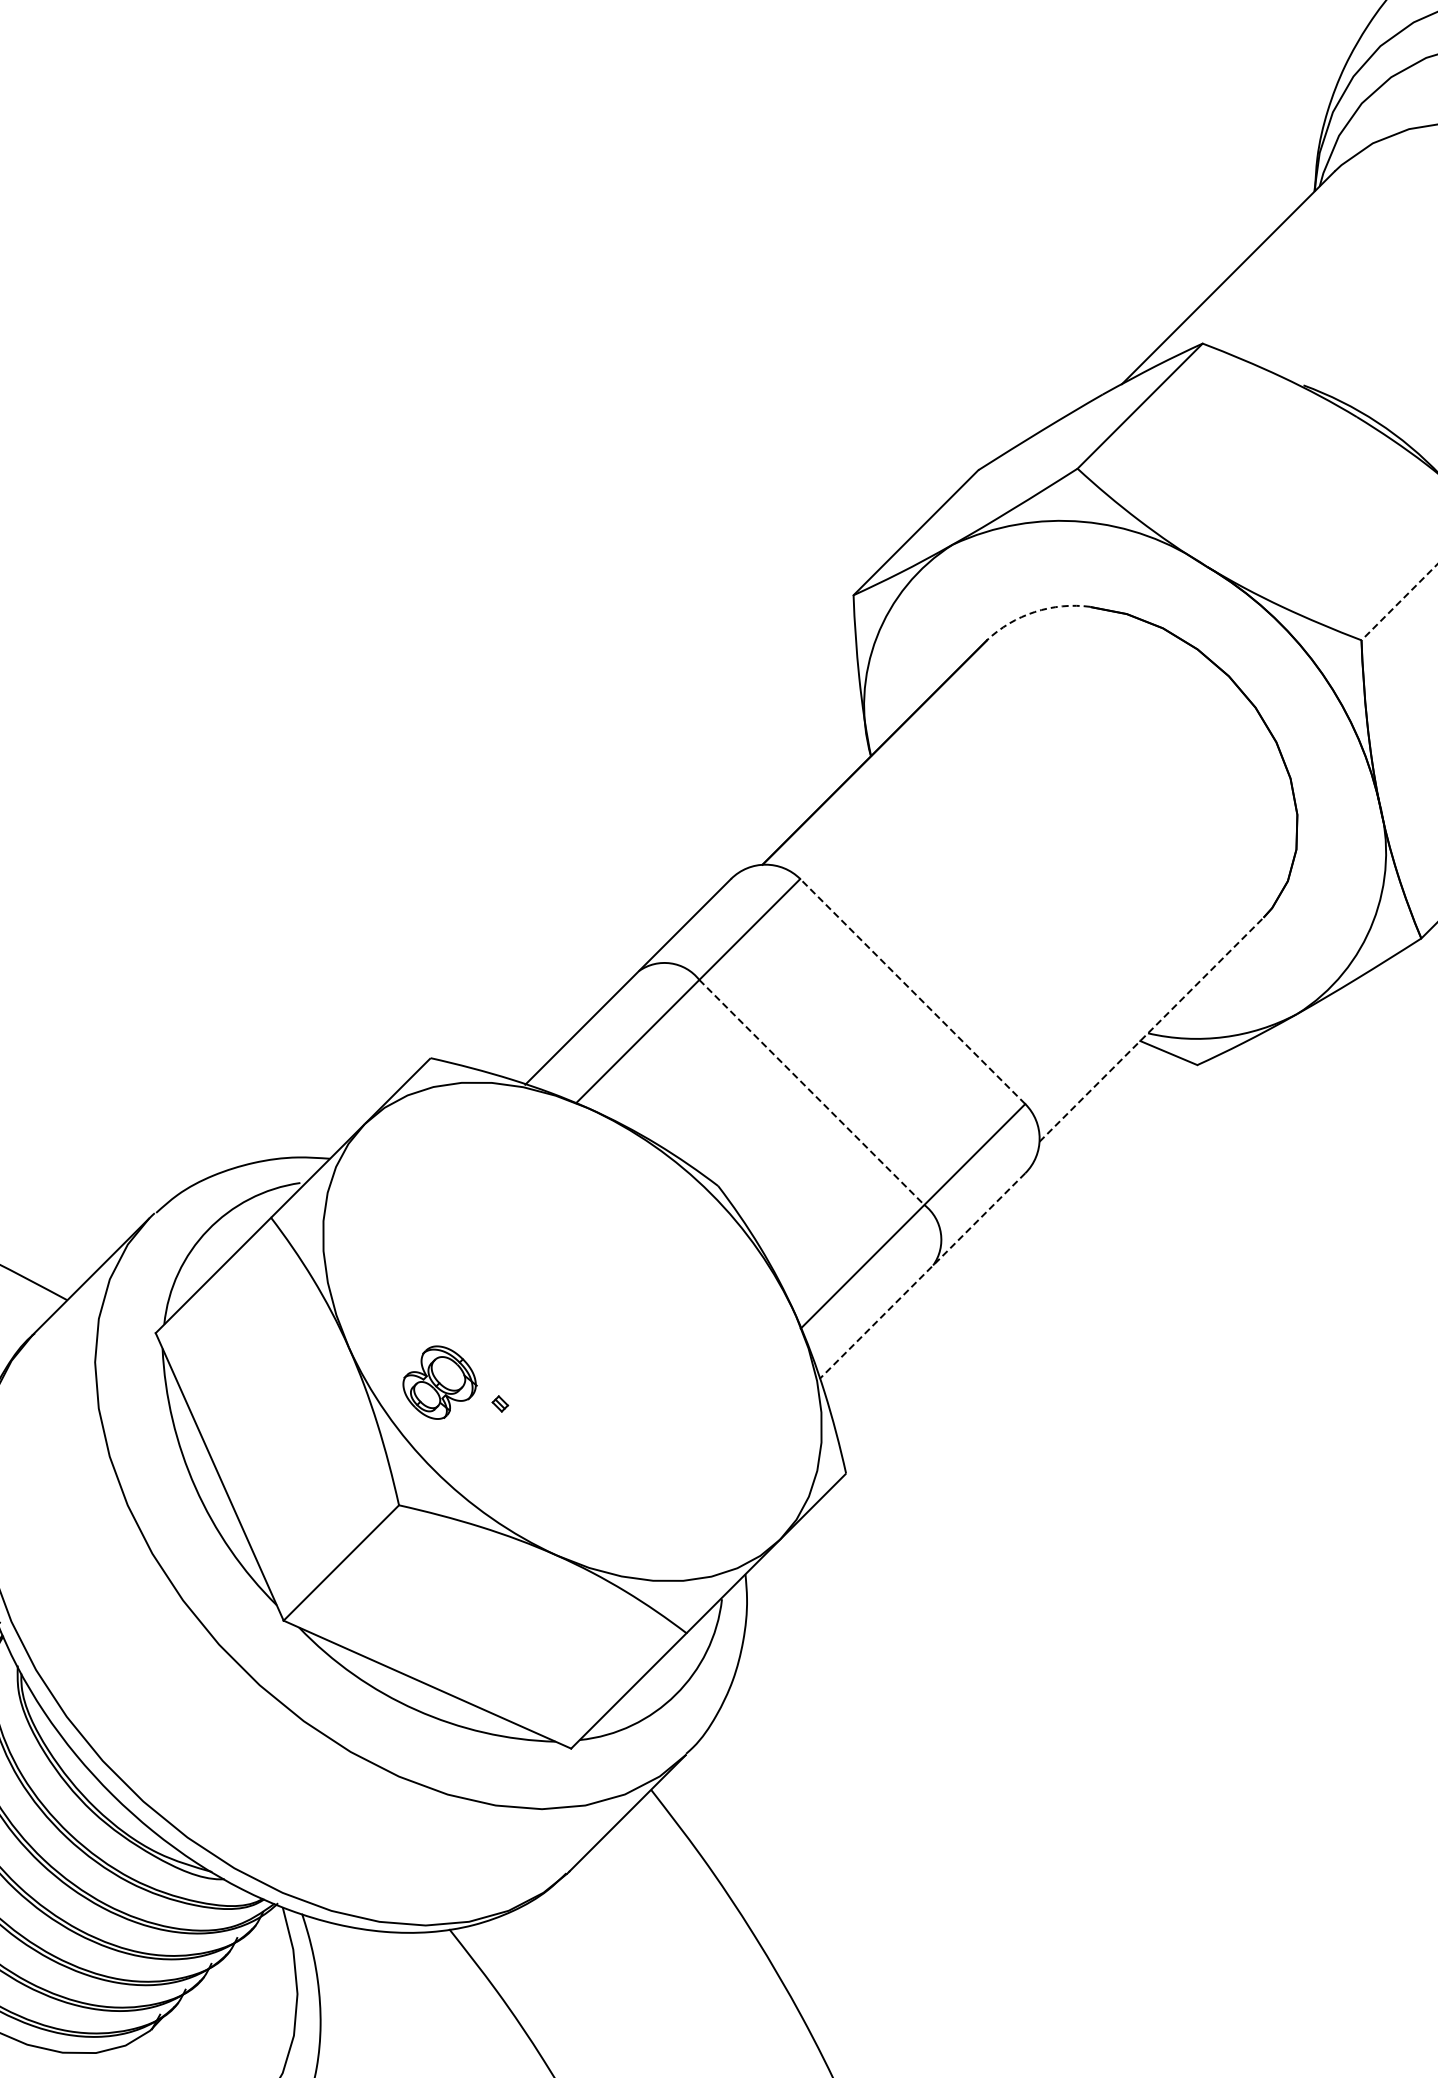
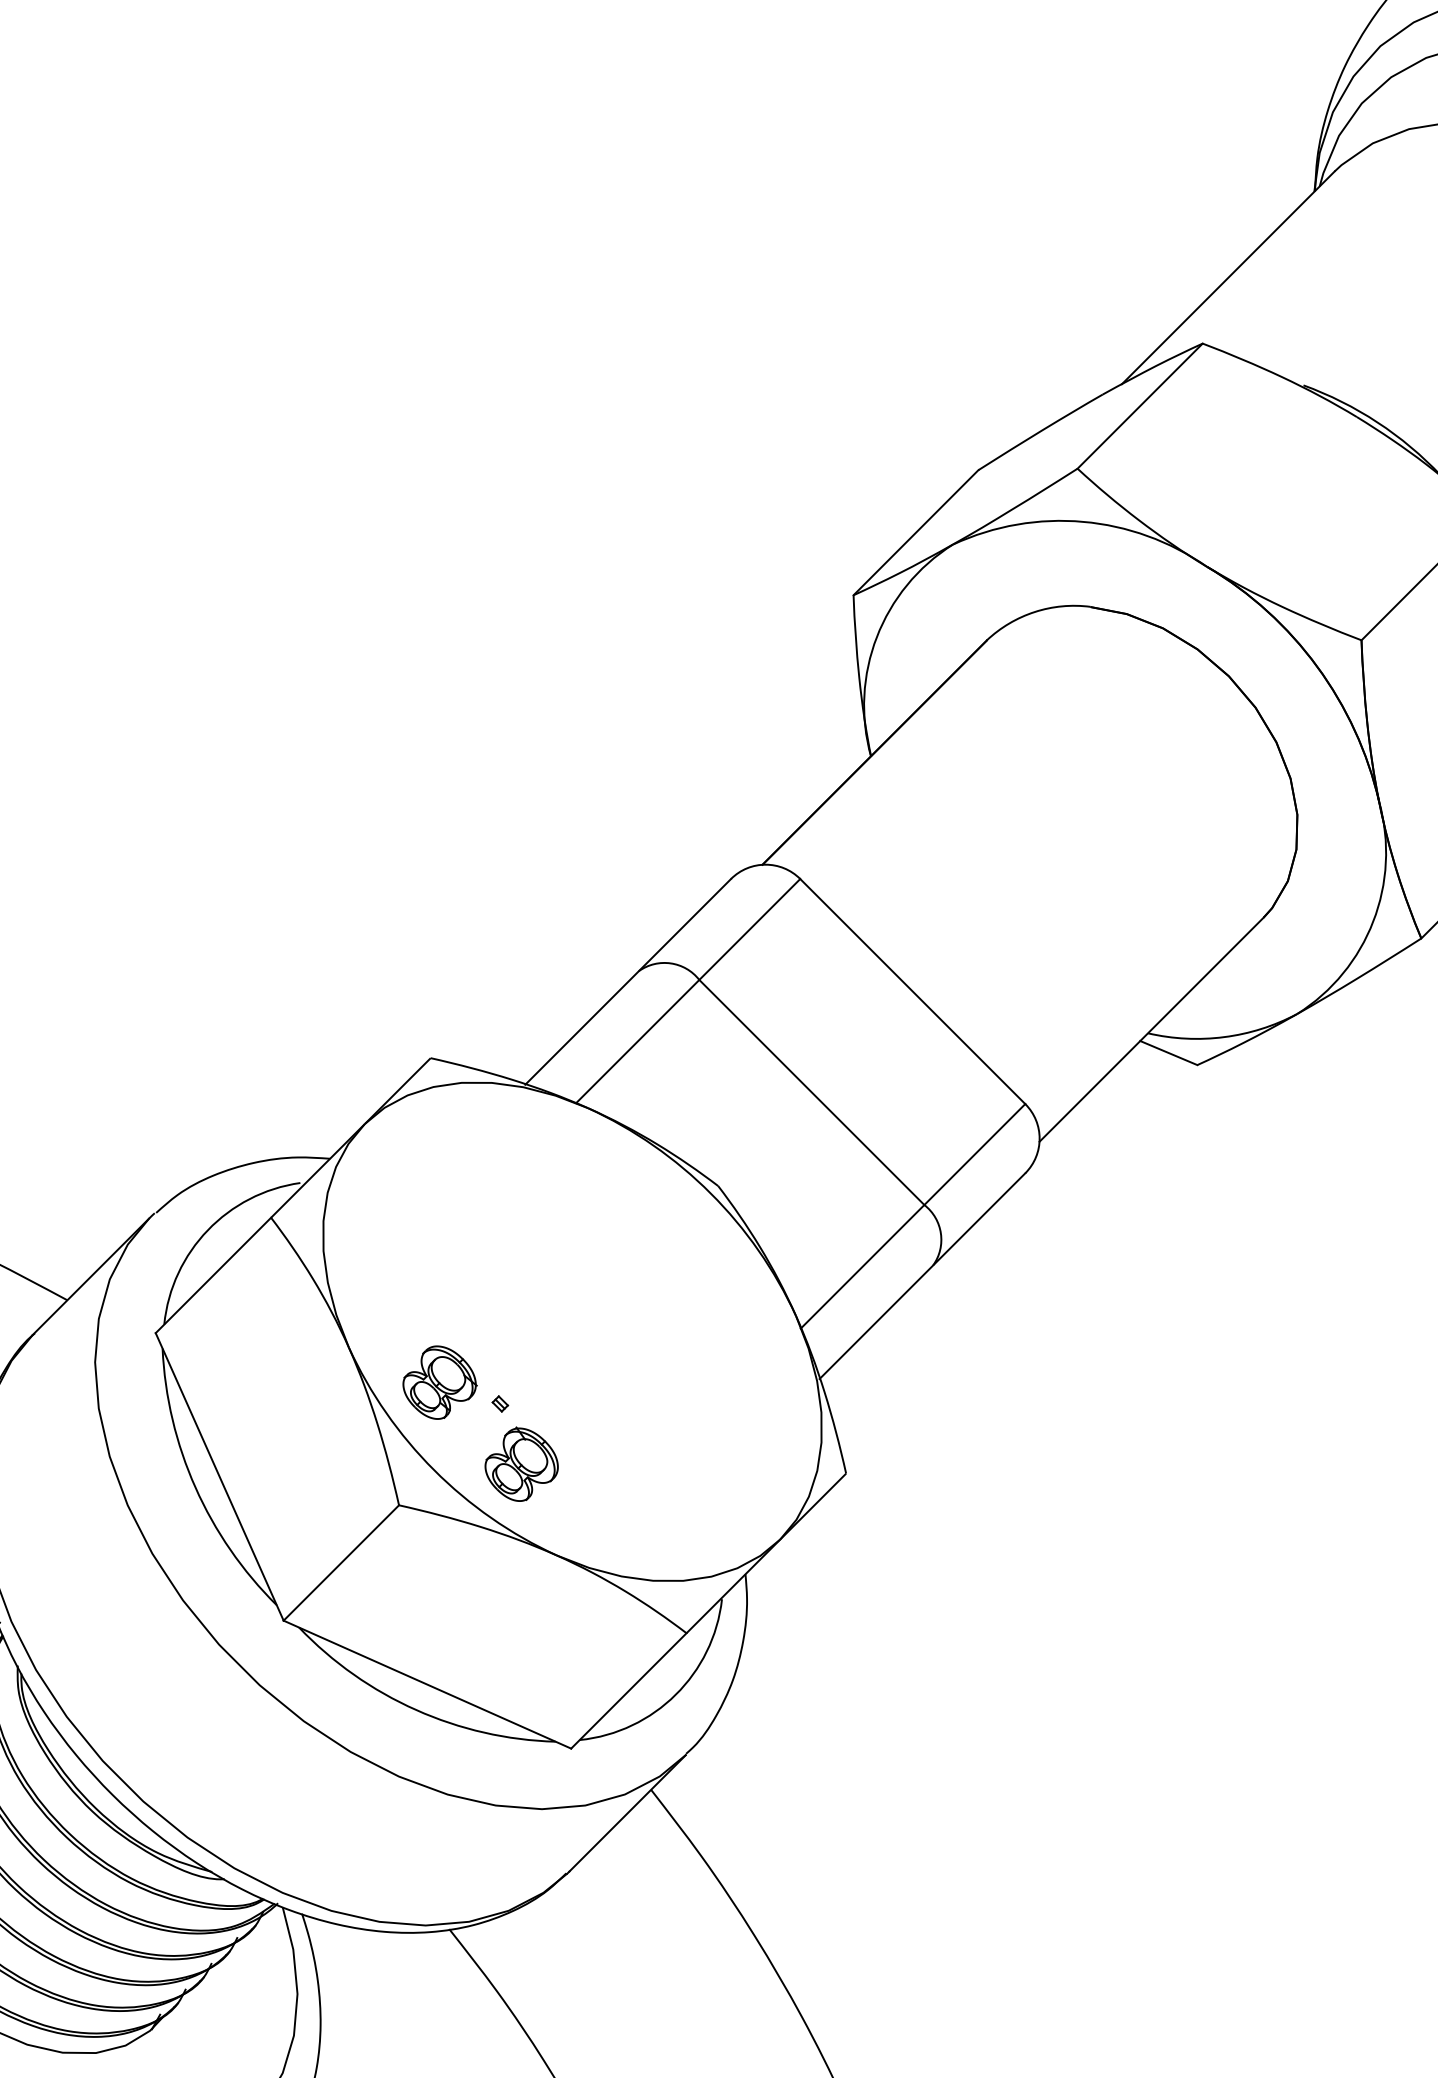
line: dashed -> solid (1399, 602)
arc: dashed -> solid (1034, 612)
line: dashed -> solid (912, 991)
line: dashed -> solid (1151, 1029)
line: dashed -> solid (812, 1092)
line: dashed -> solid (922, 1276)
part: none -> present (521, 1463)
